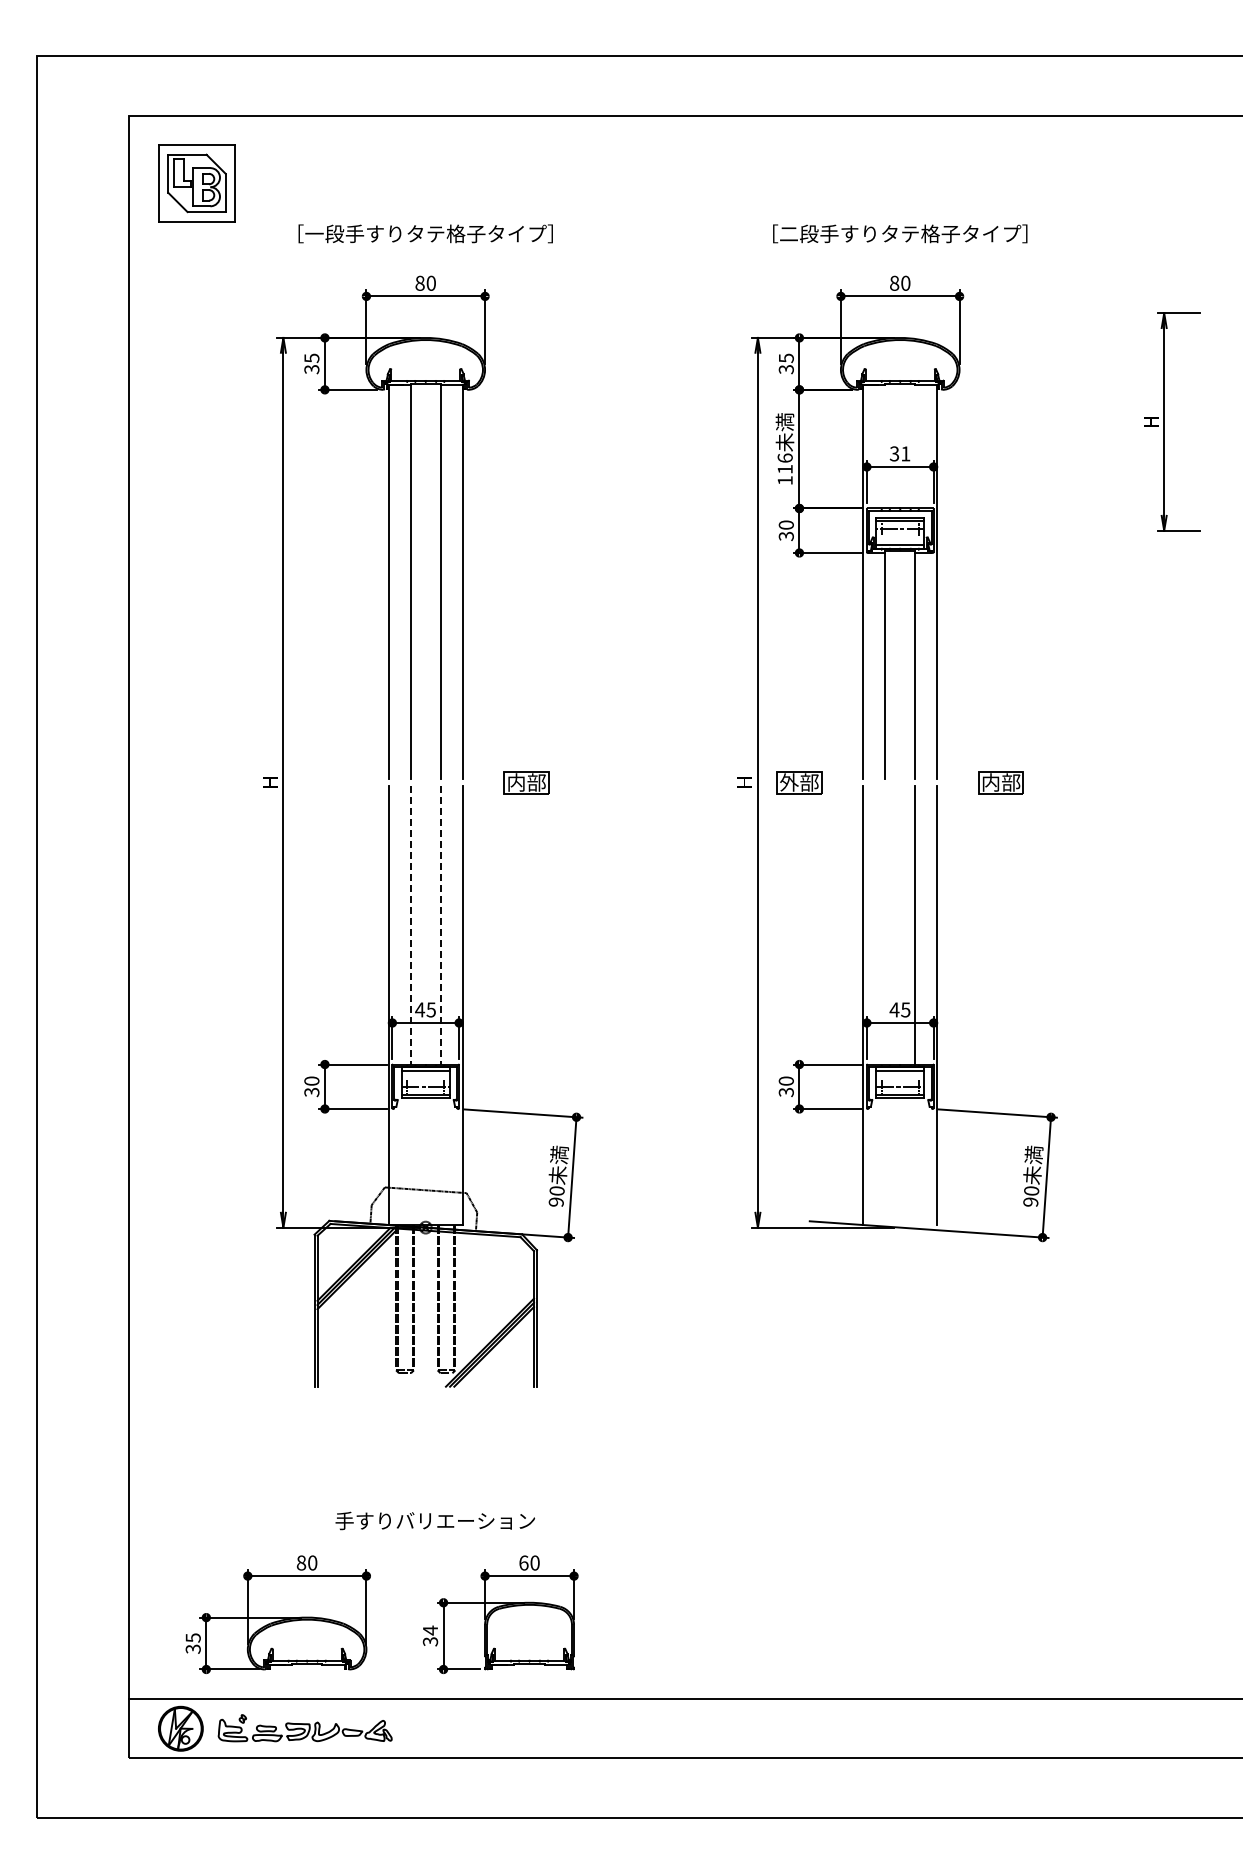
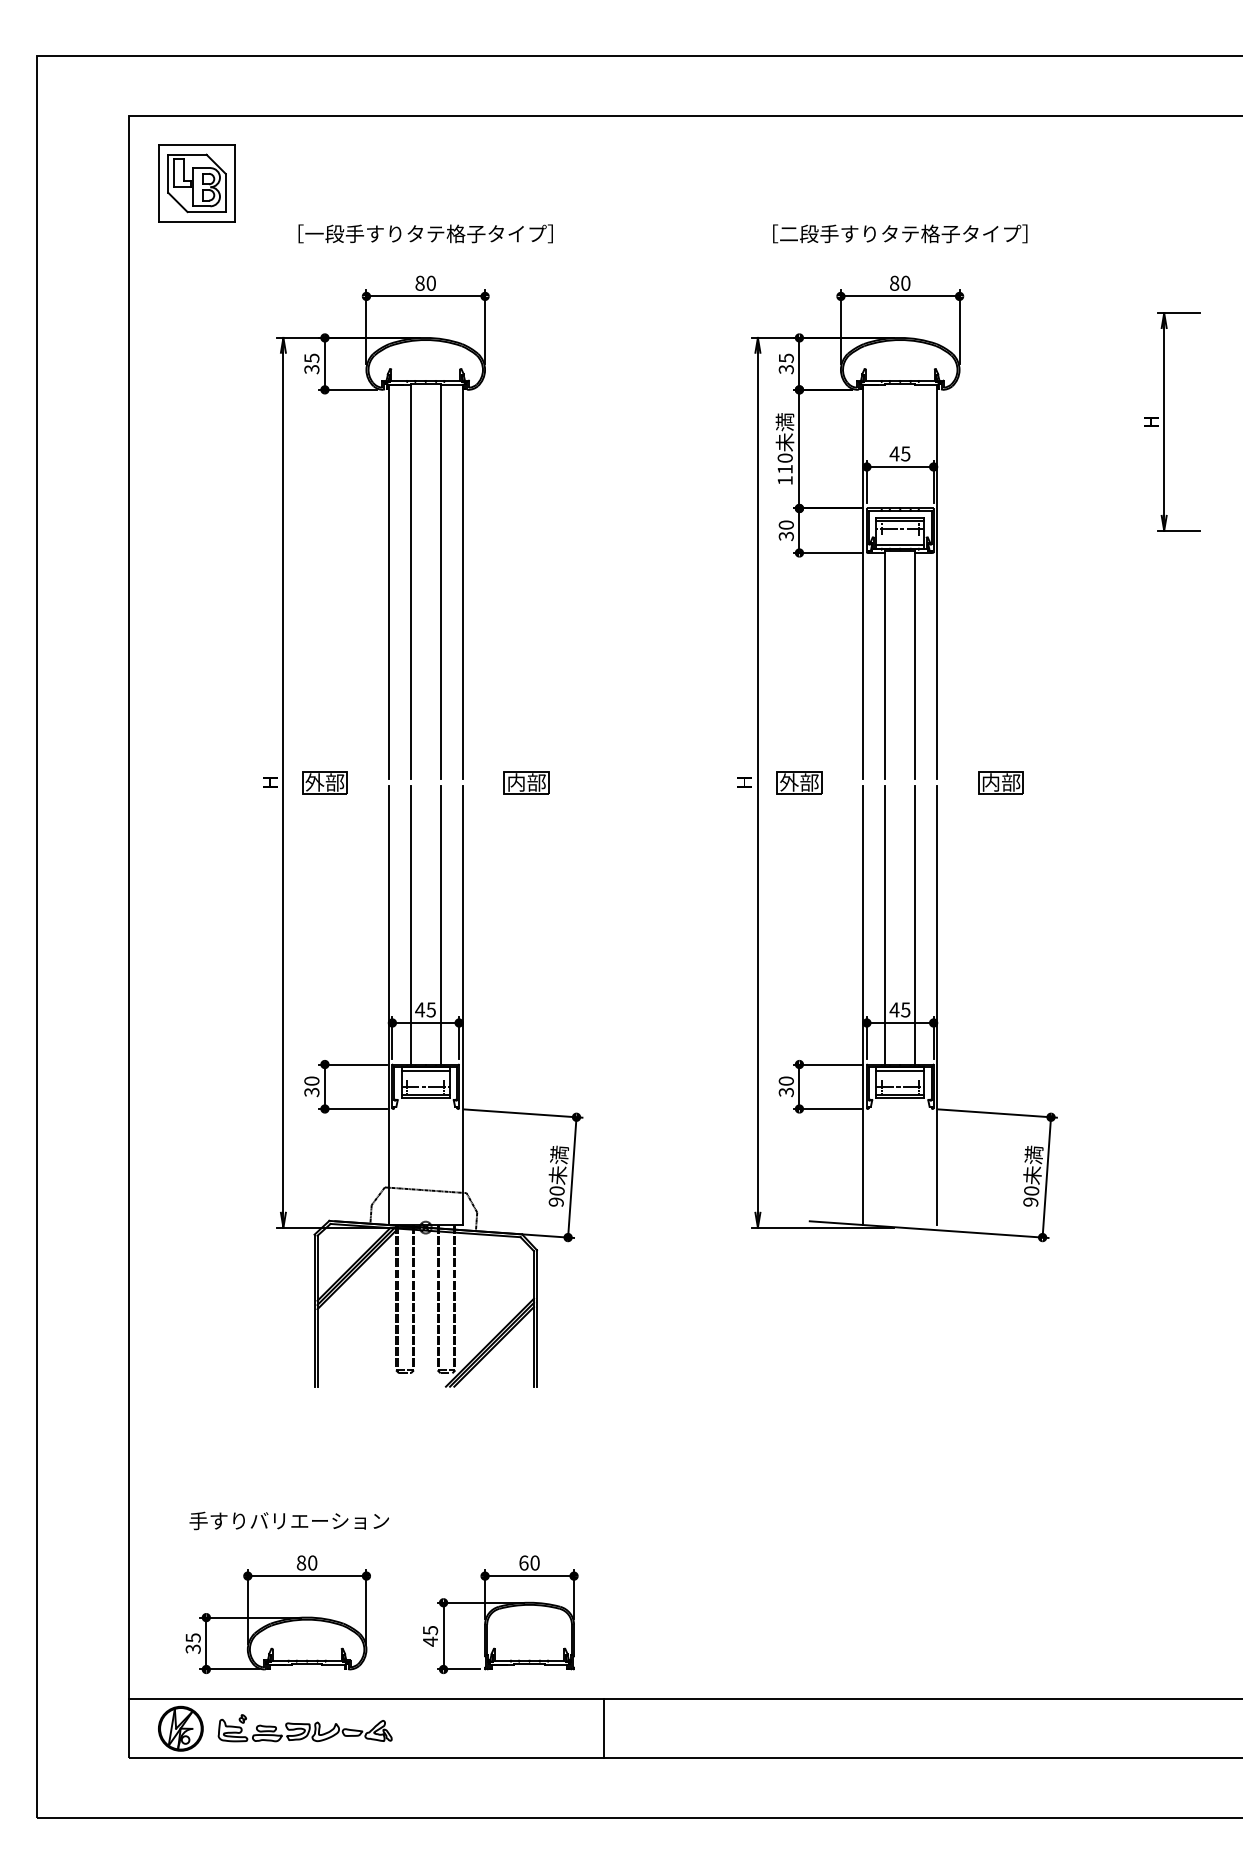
text: 31 -> 45 (899, 453)
text: 116 -> 110 (784, 457)
part: none -> present (324, 782)
line: none -> present (885, 925)
line: dashed -> solid (410, 926)
line: dashed -> solid (440, 926)
text position: (434, 1520) -> (288, 1520) (288, 1520)
text: 34 -> 45 (430, 1635)
line: none -> present (603, 1728)
